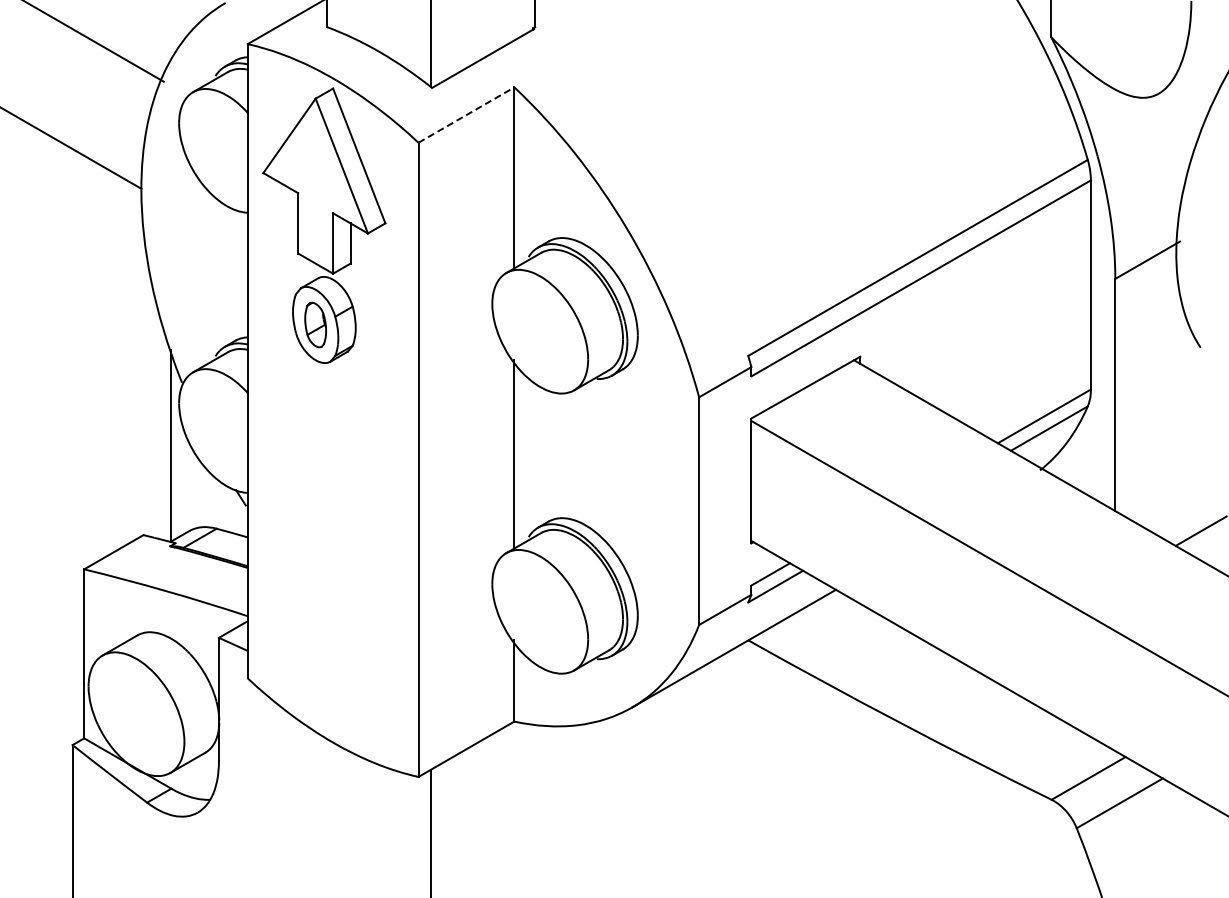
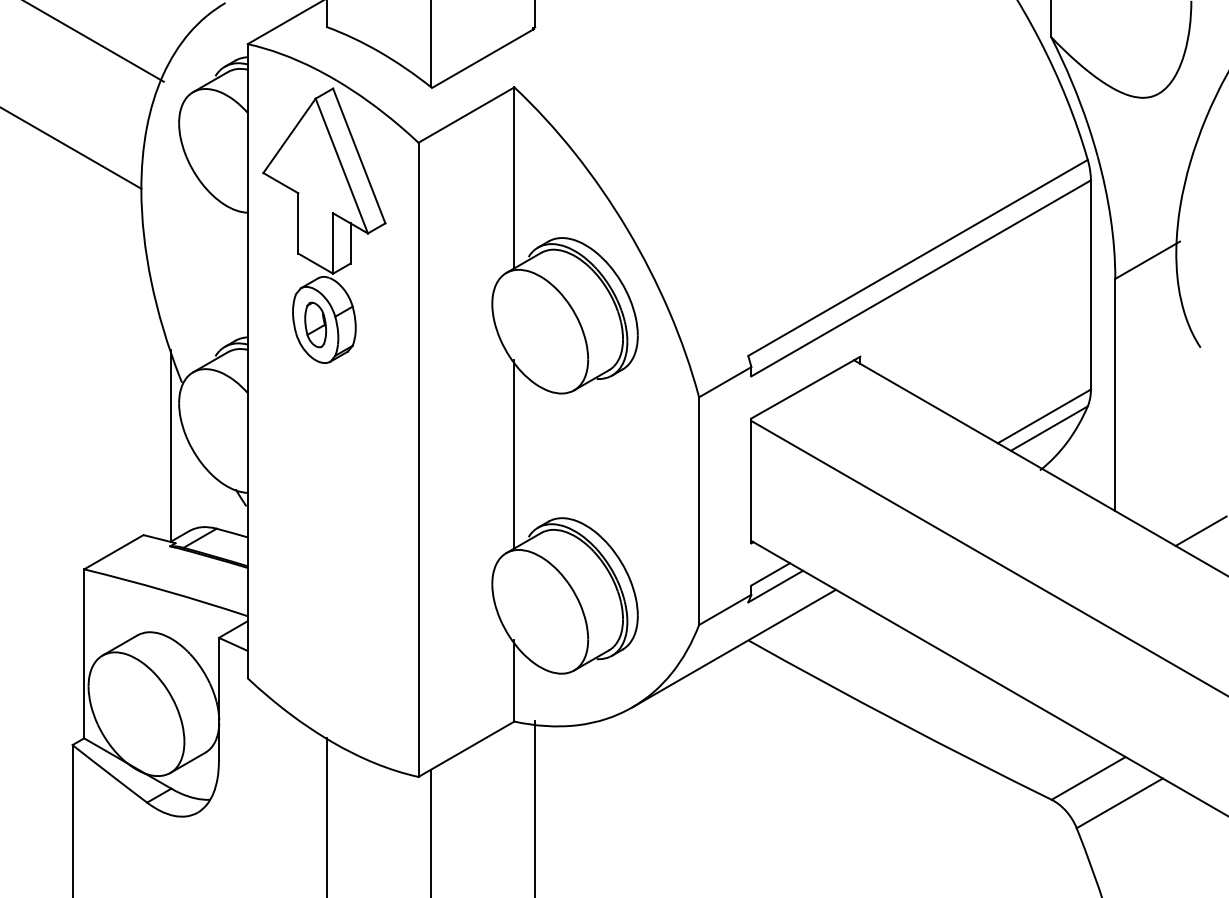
line: dashed -> solid (466, 114)
line: none -> present (535, 807)
line: none -> present (327, 815)
